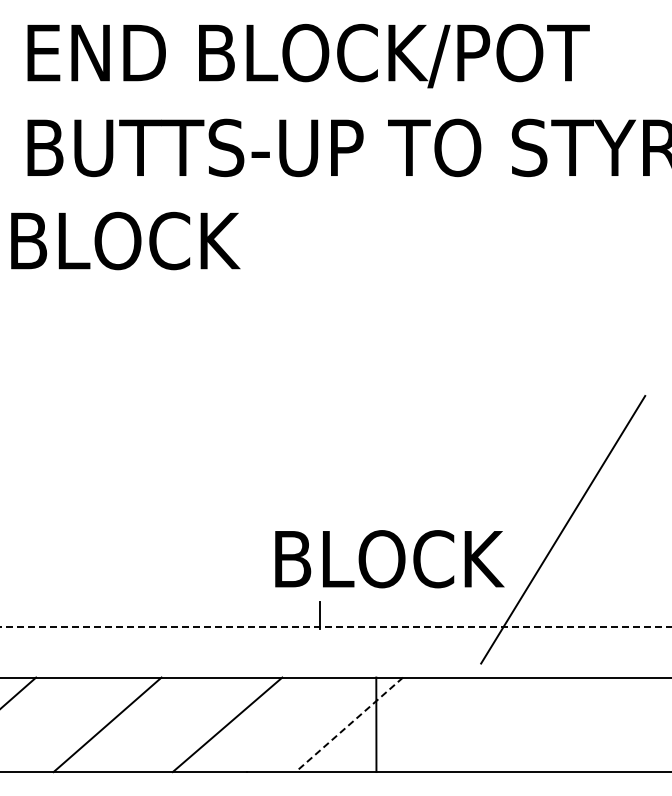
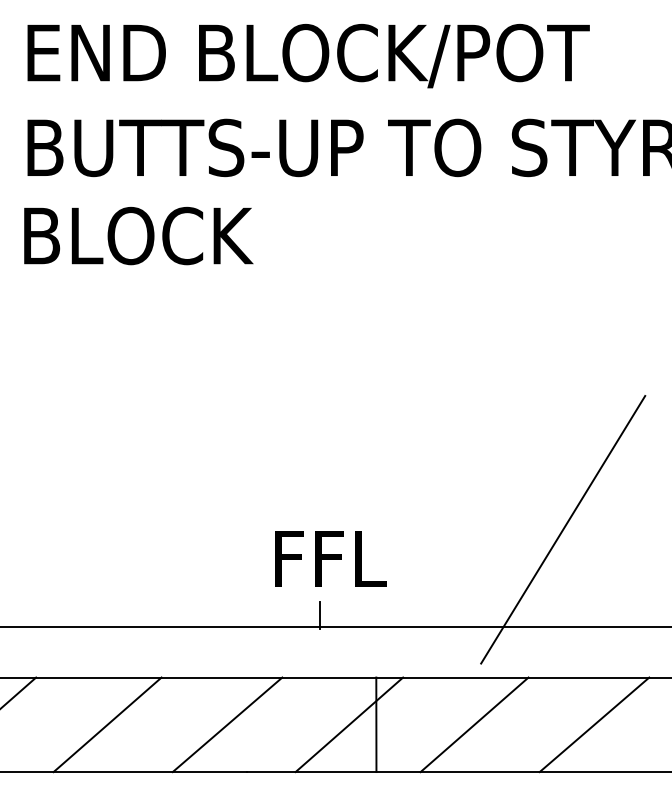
text position: (125, 240) -> (138, 235) (138, 235)
text: BLOCK -> FFL (389, 559)
line: dashed -> solid (336, 626)
line: dashed -> solid (349, 724)
line: none -> present (474, 724)
line: none -> present (594, 724)
